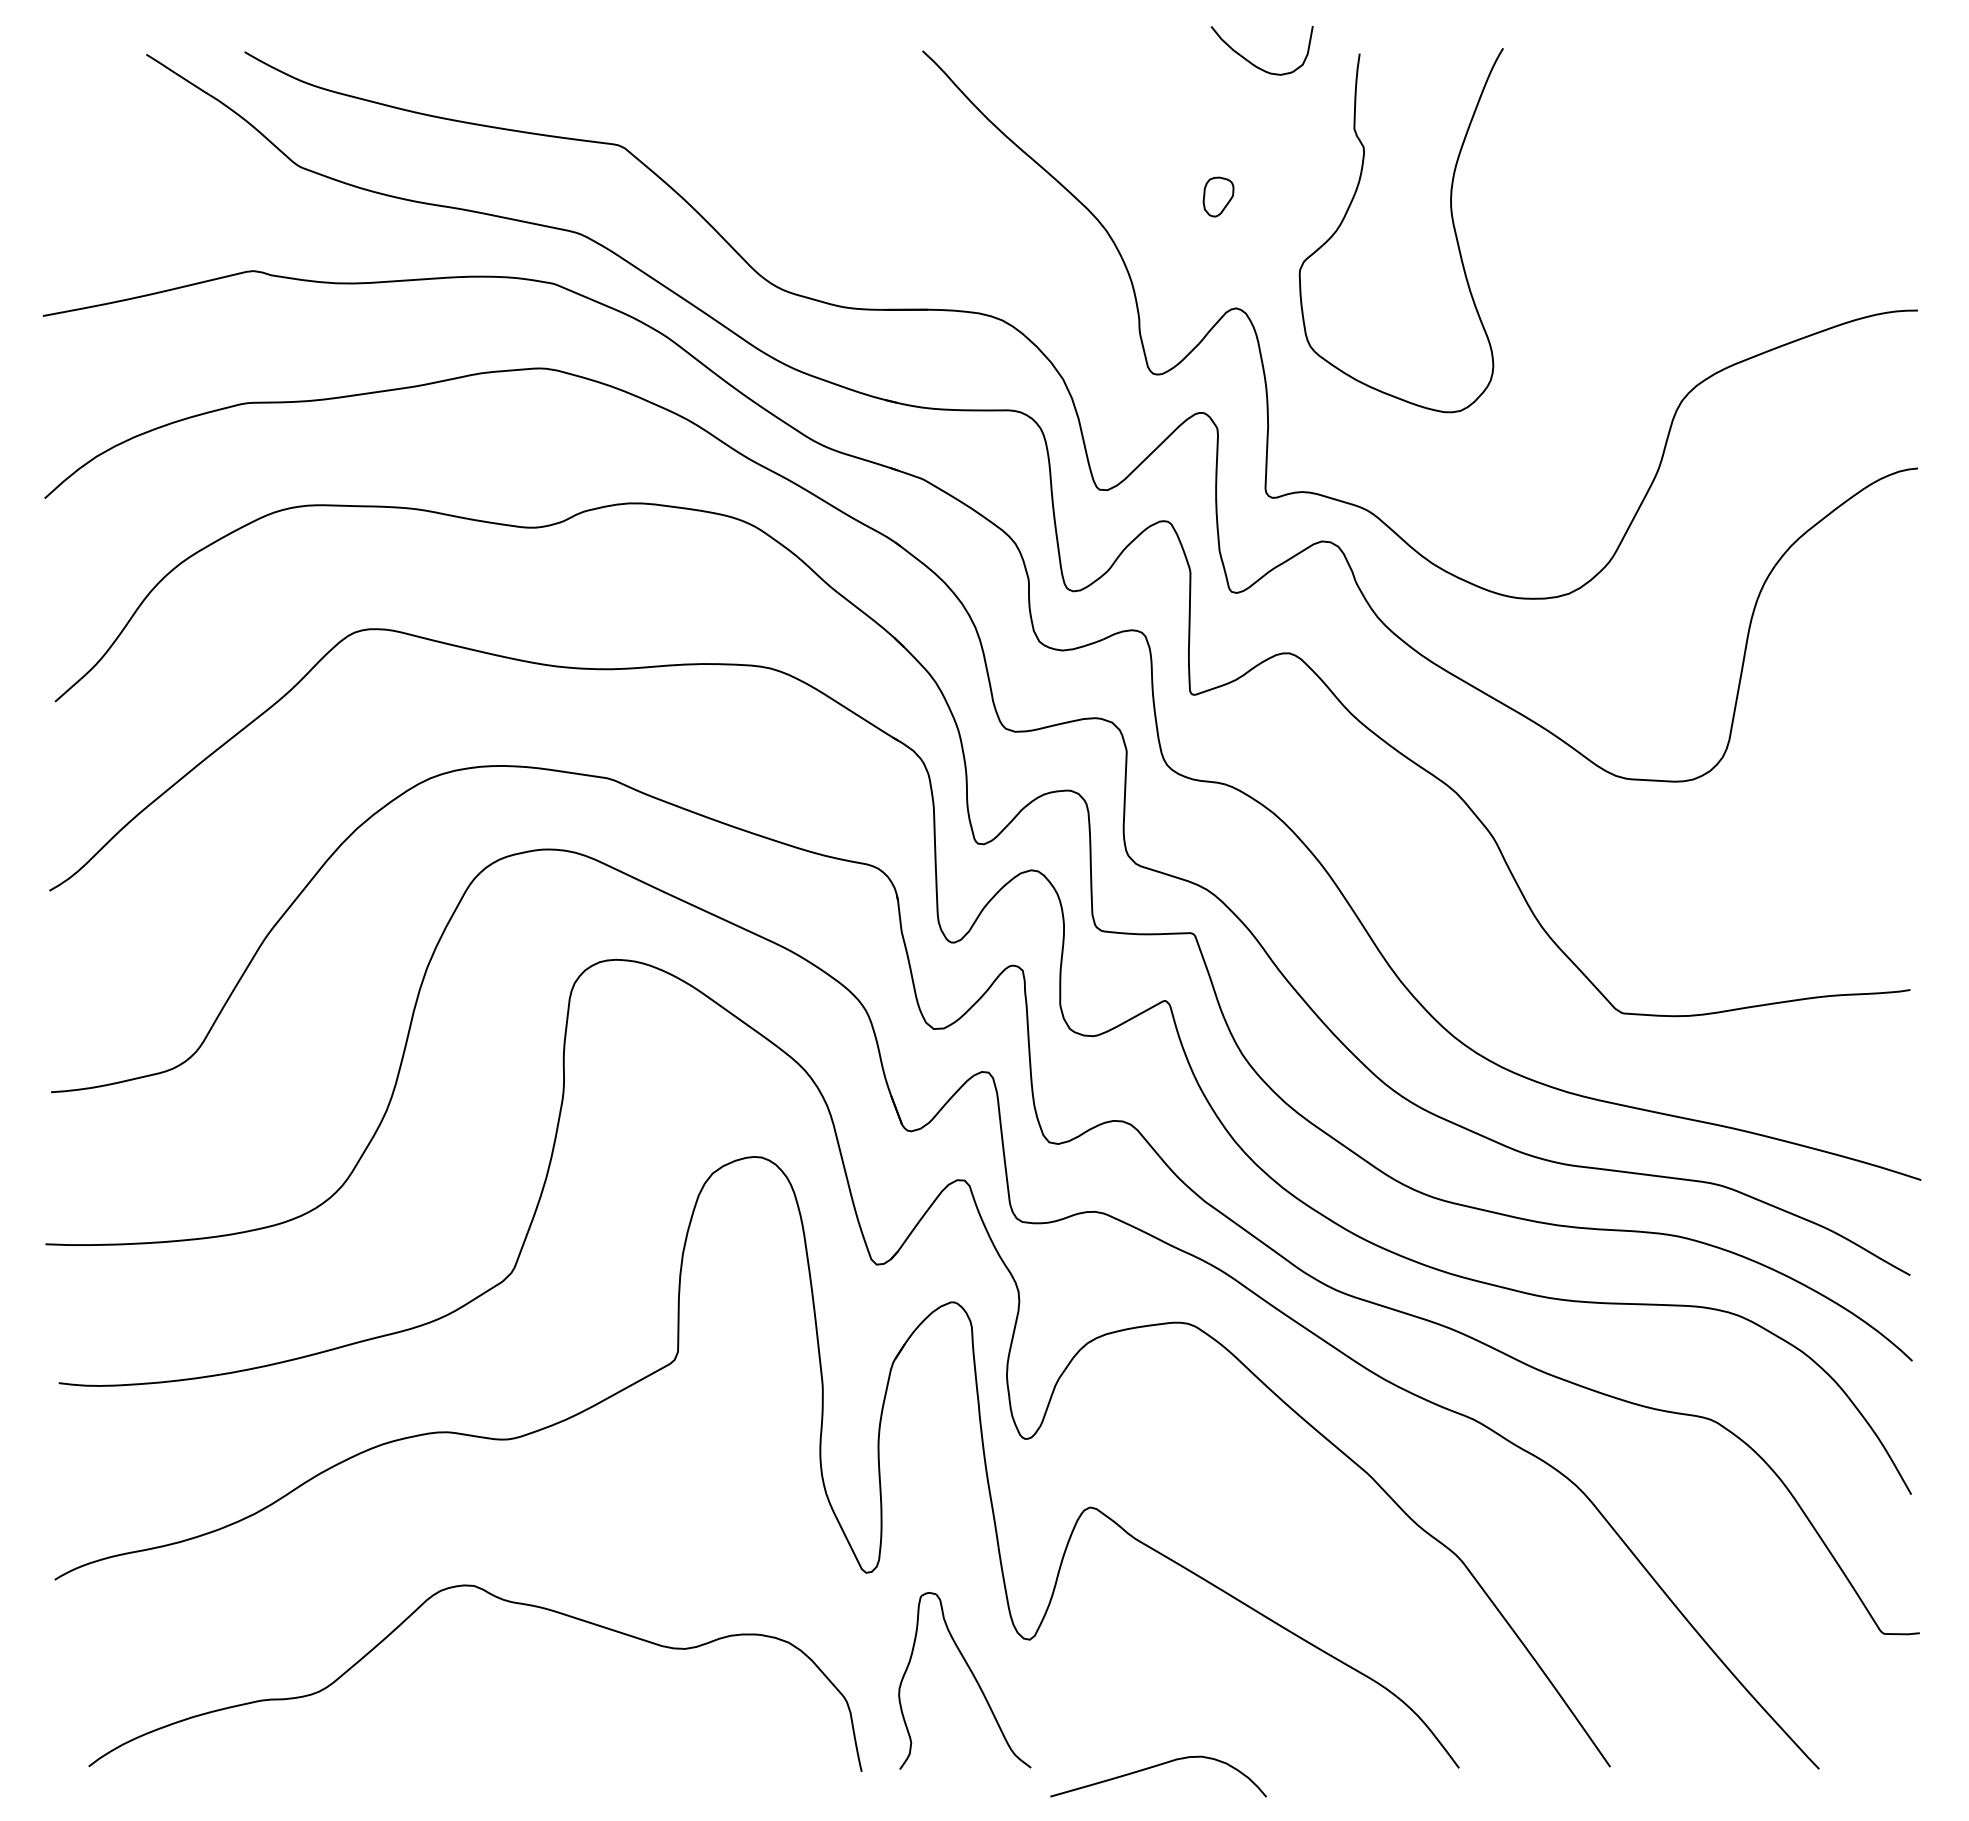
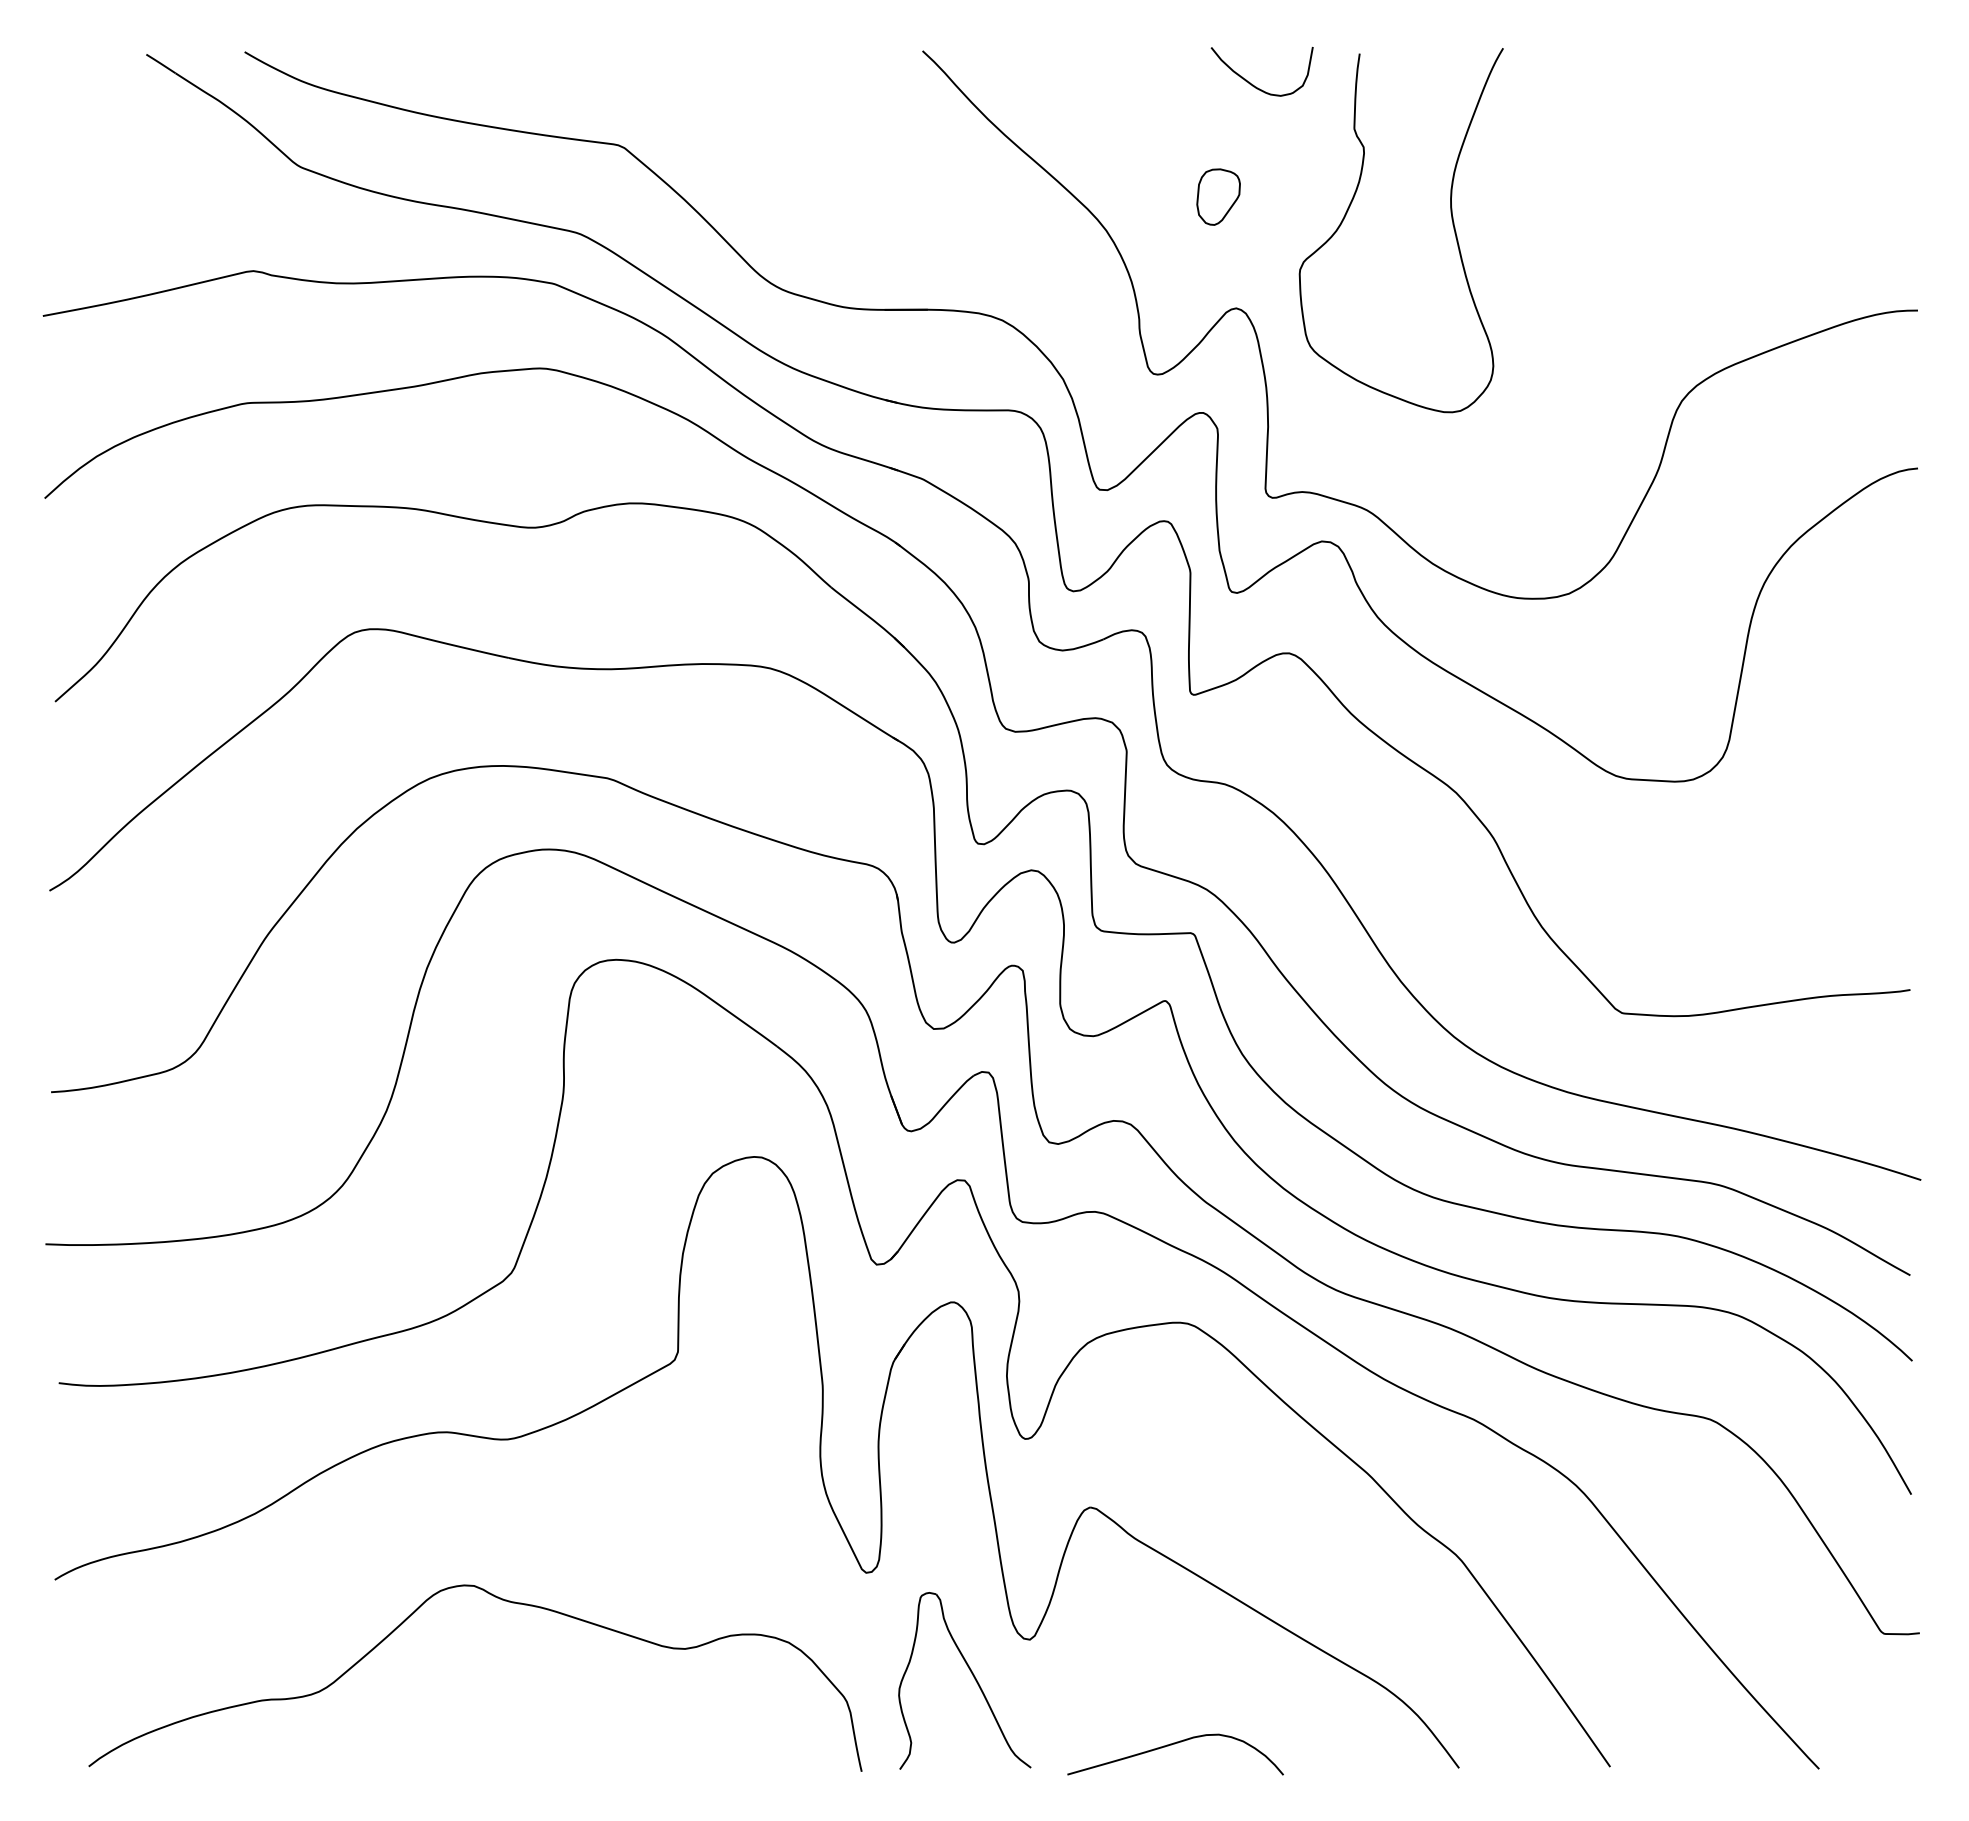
curve position: (1253, 63) -> (1253, 84) (1253, 84)
part size: 33x42 px -> 45x58 px (1218, 196)
curve position: (1154, 1767) -> (1171, 1745) (1171, 1745)
